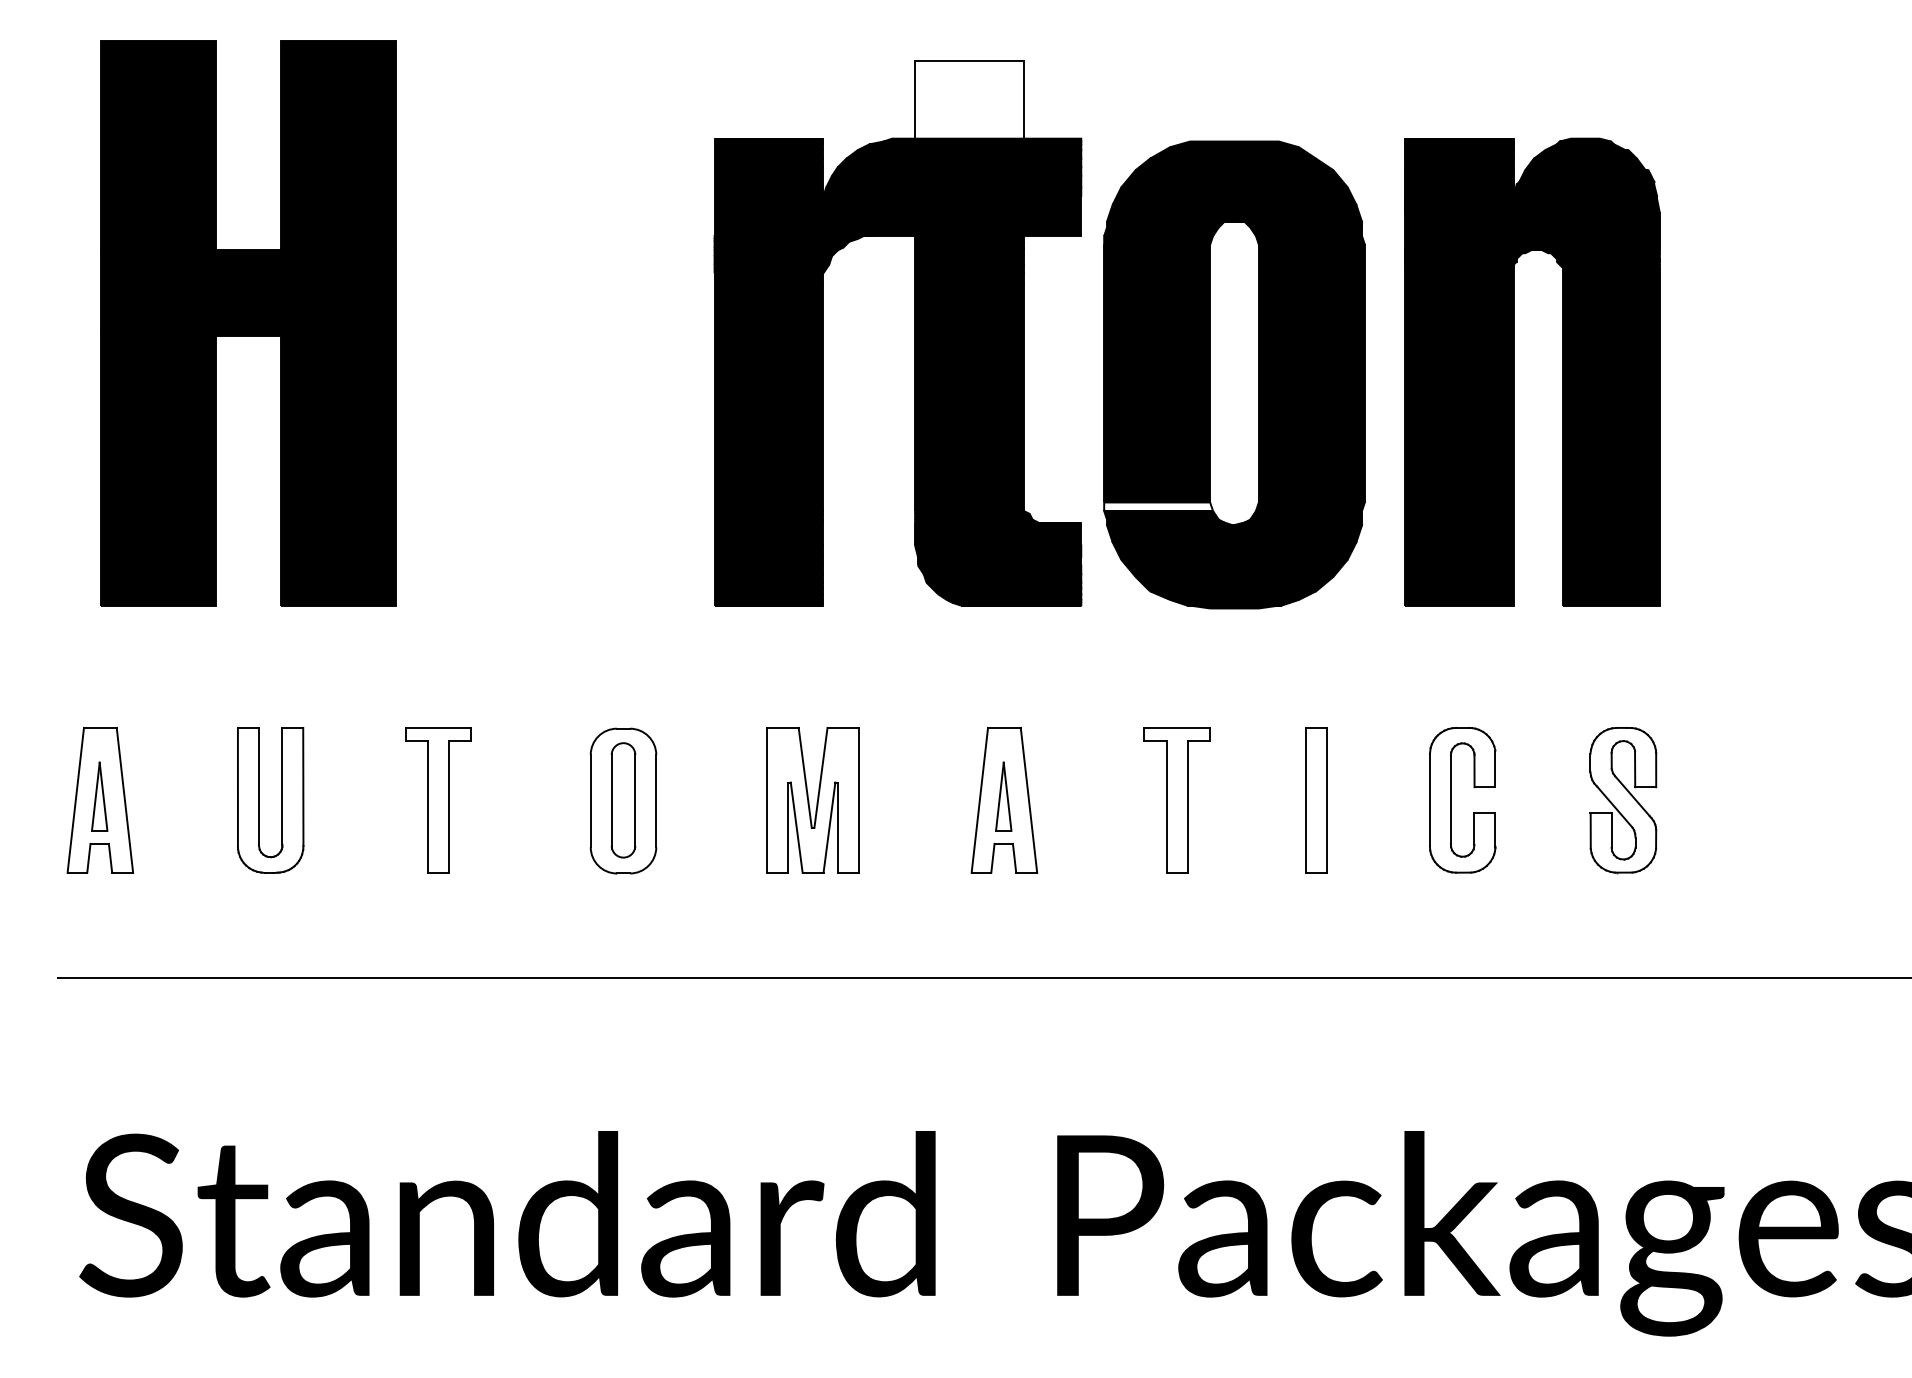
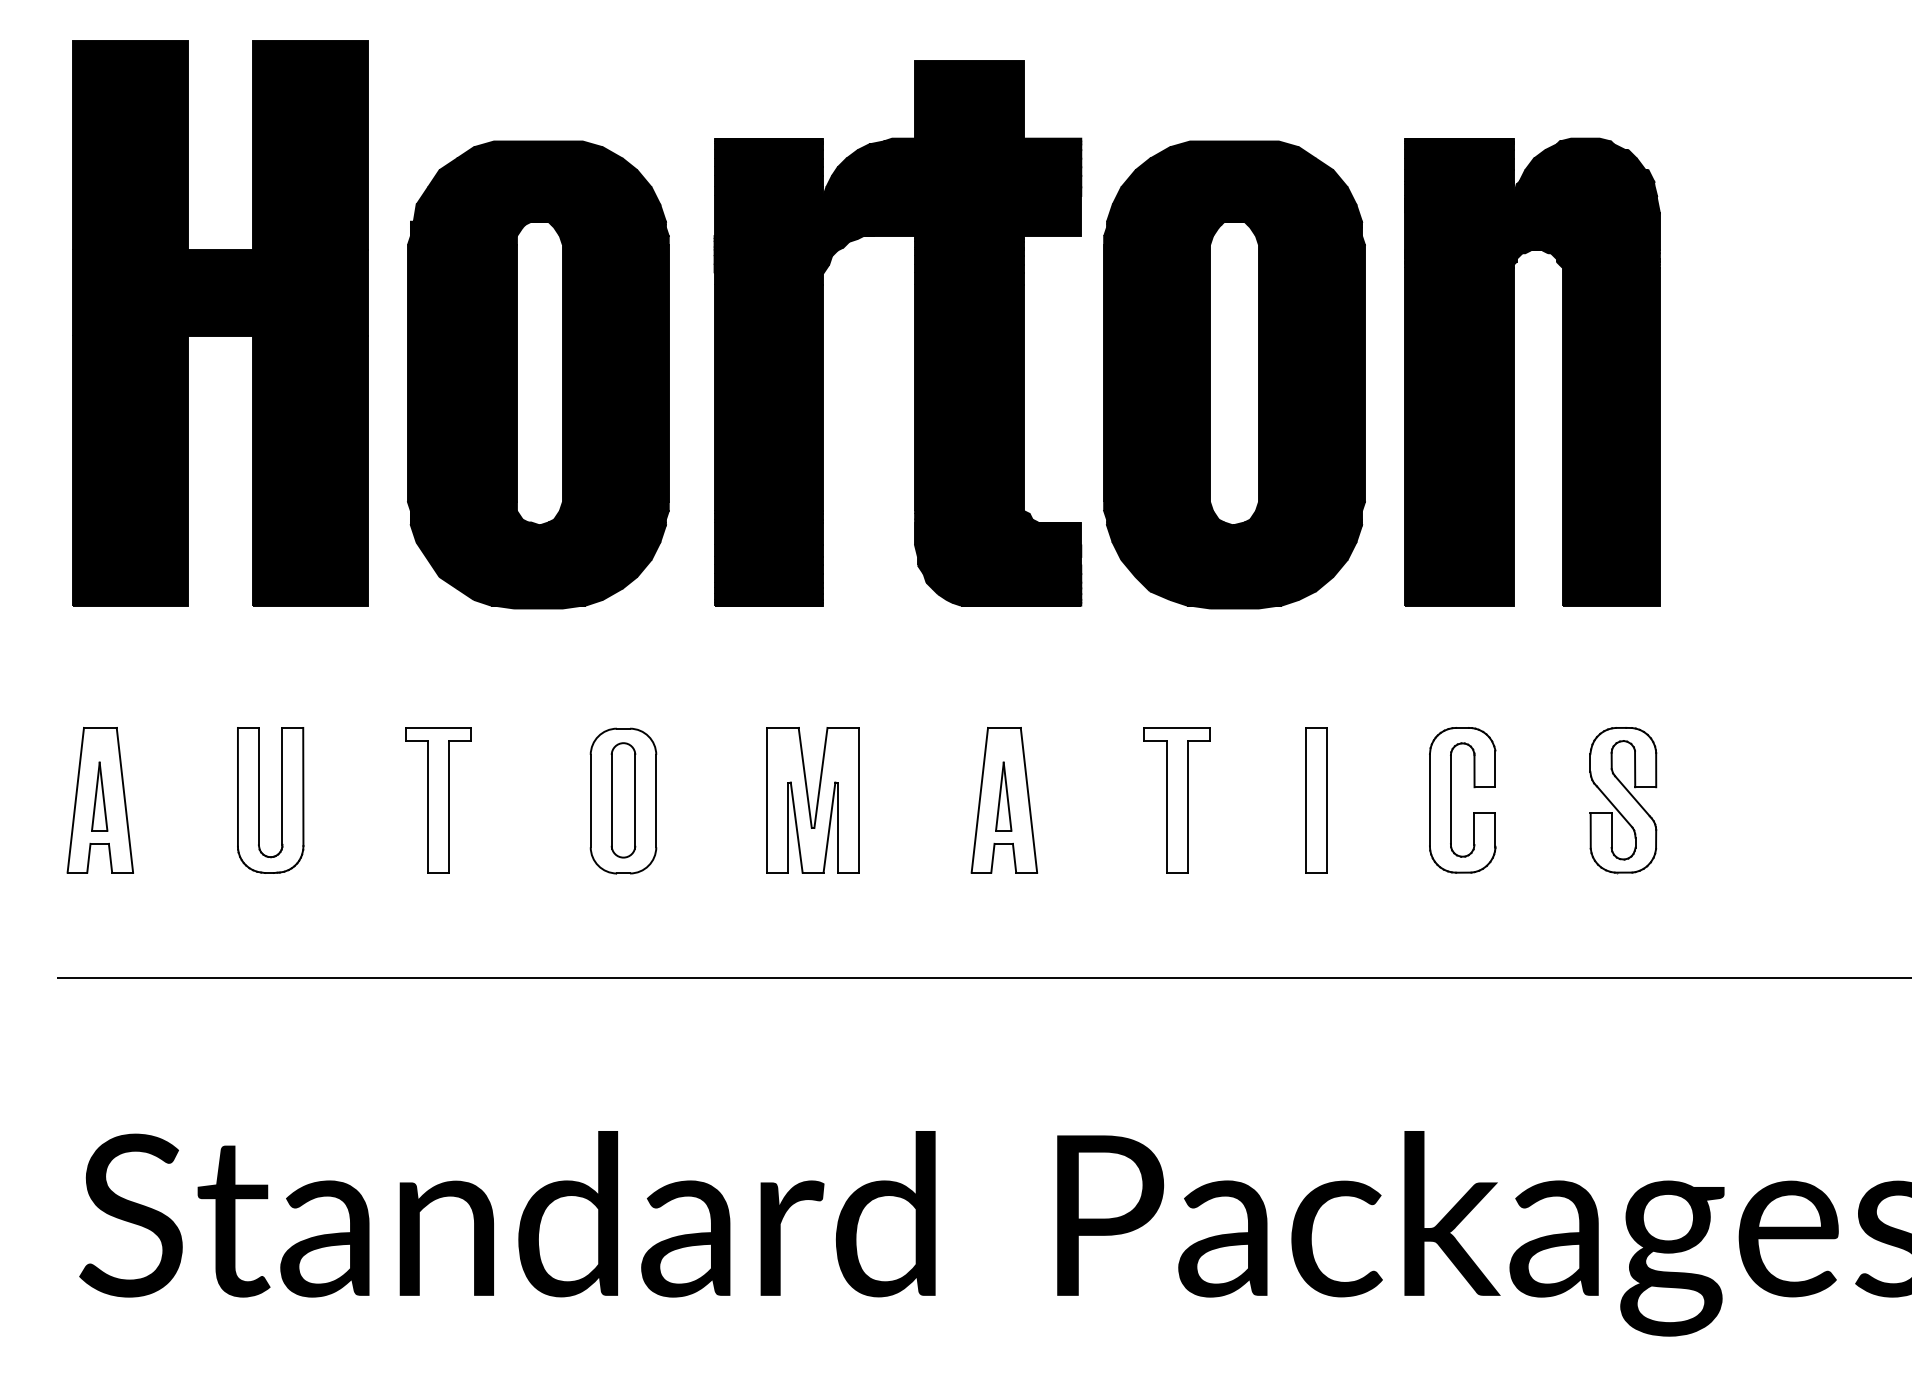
fill: none -> present (969, 99)
part position: (248, 323) -> (220, 323) (220, 323)
part: none -> present (538, 374)
fill: none -> present (1158, 506)
